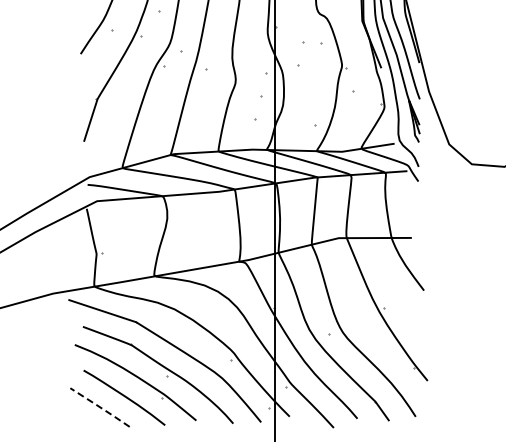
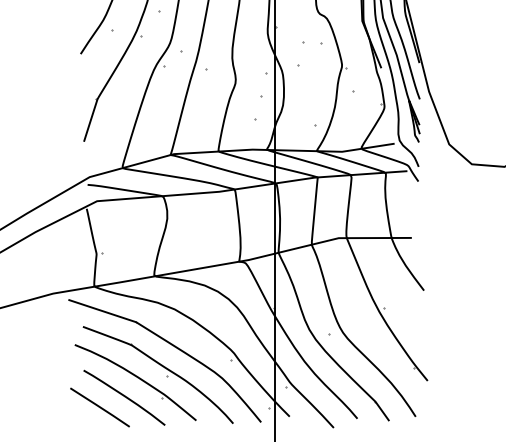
line: dashed -> solid (99, 407)
